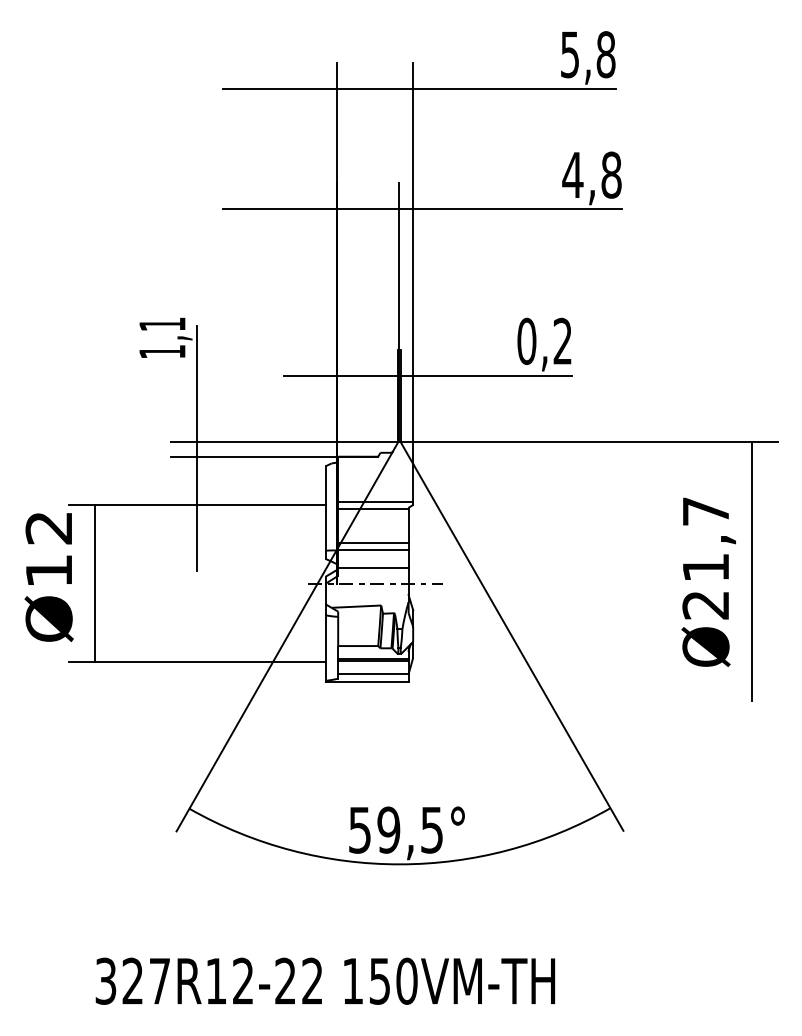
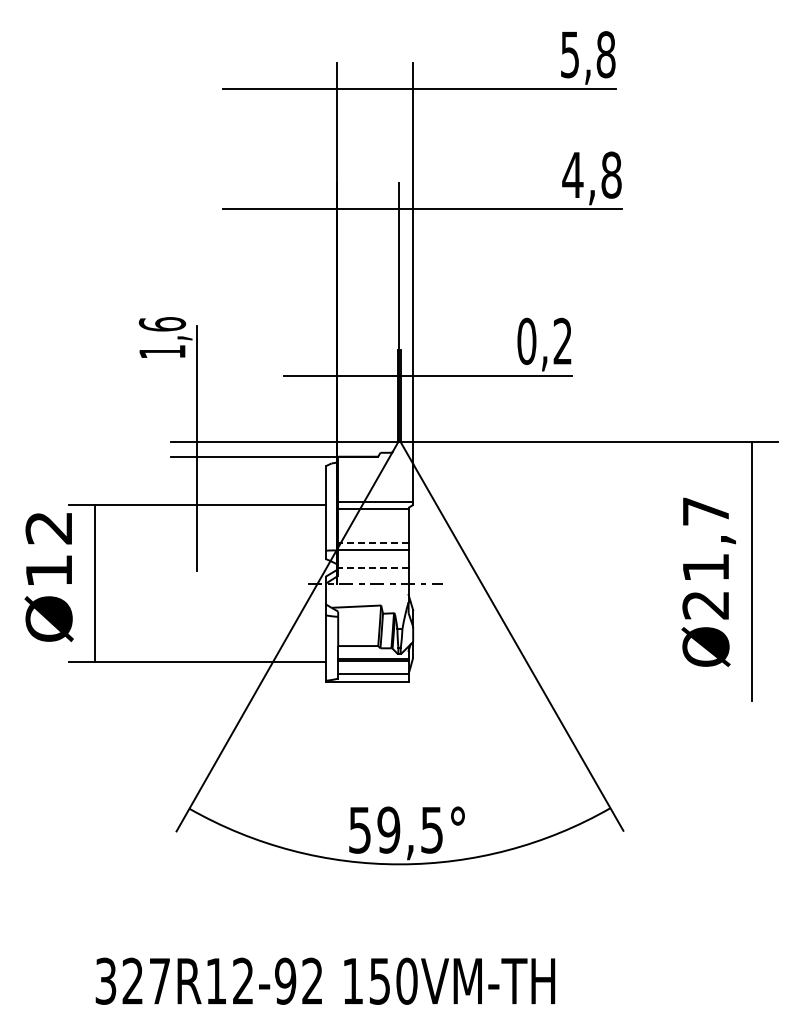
text: 1,1 -> 1,6 (162, 324)
line: solid -> dashed (372, 542)
line: solid -> dashed (372, 567)
text: 327R12-22 -> 327R12-92 (285, 980)
